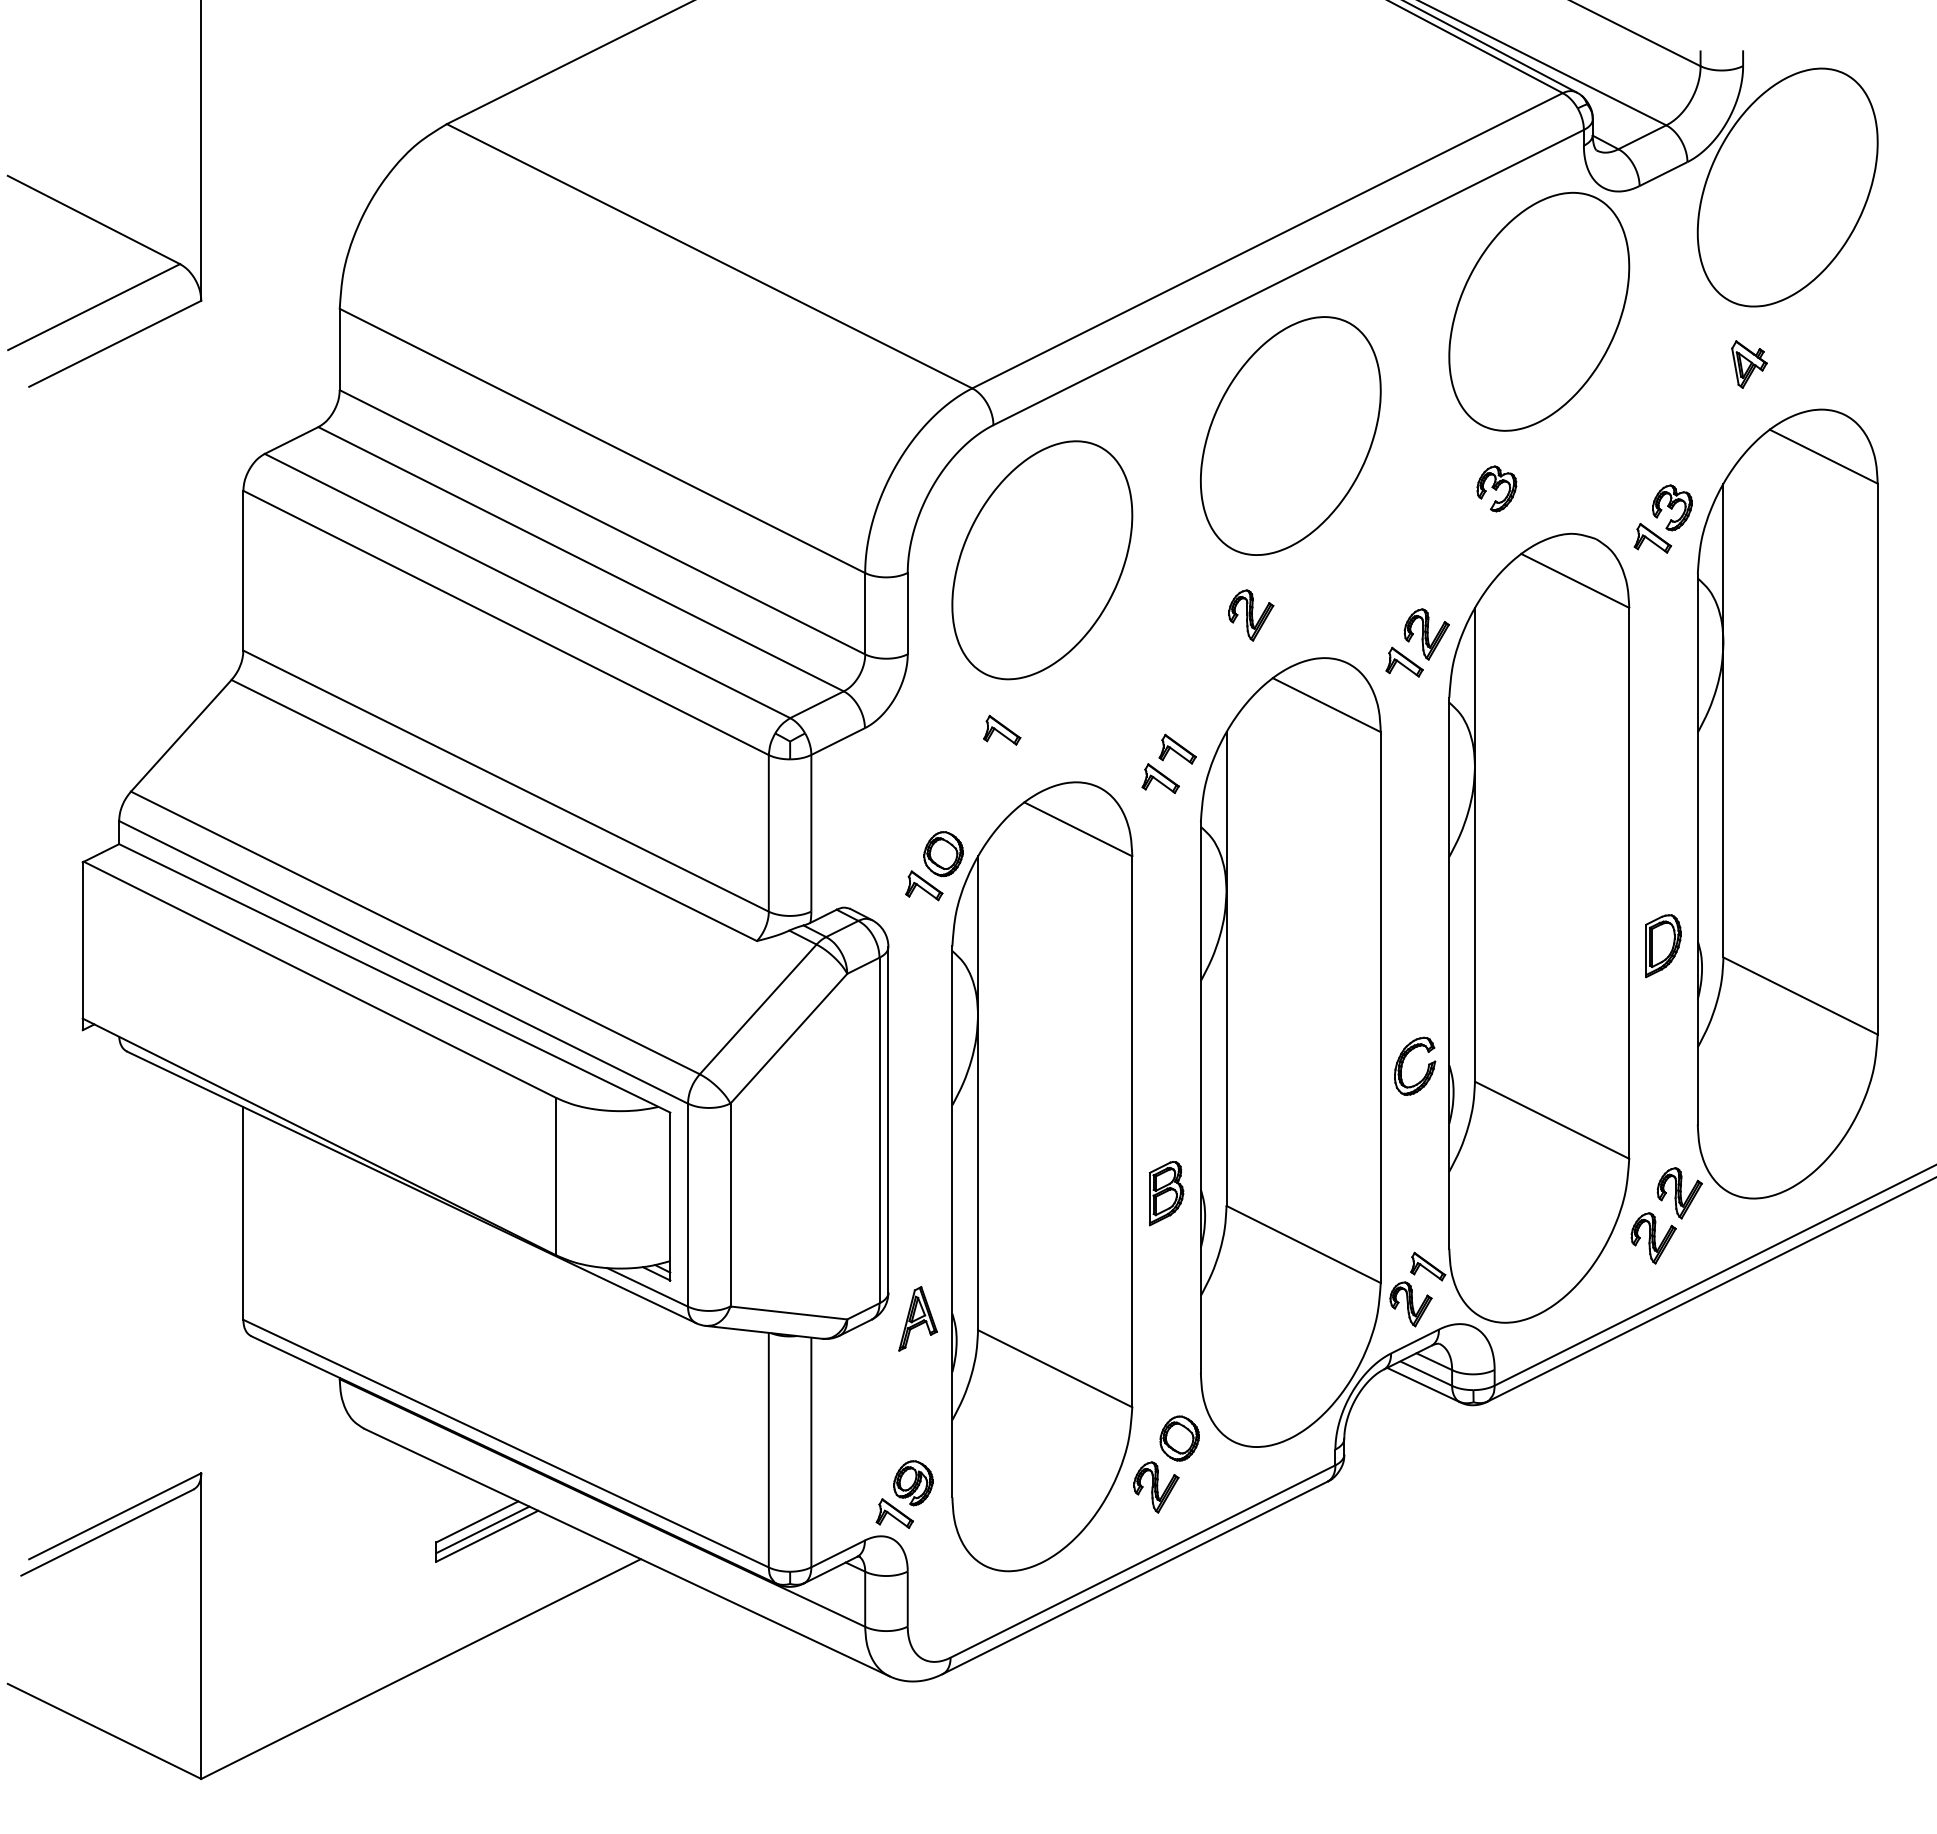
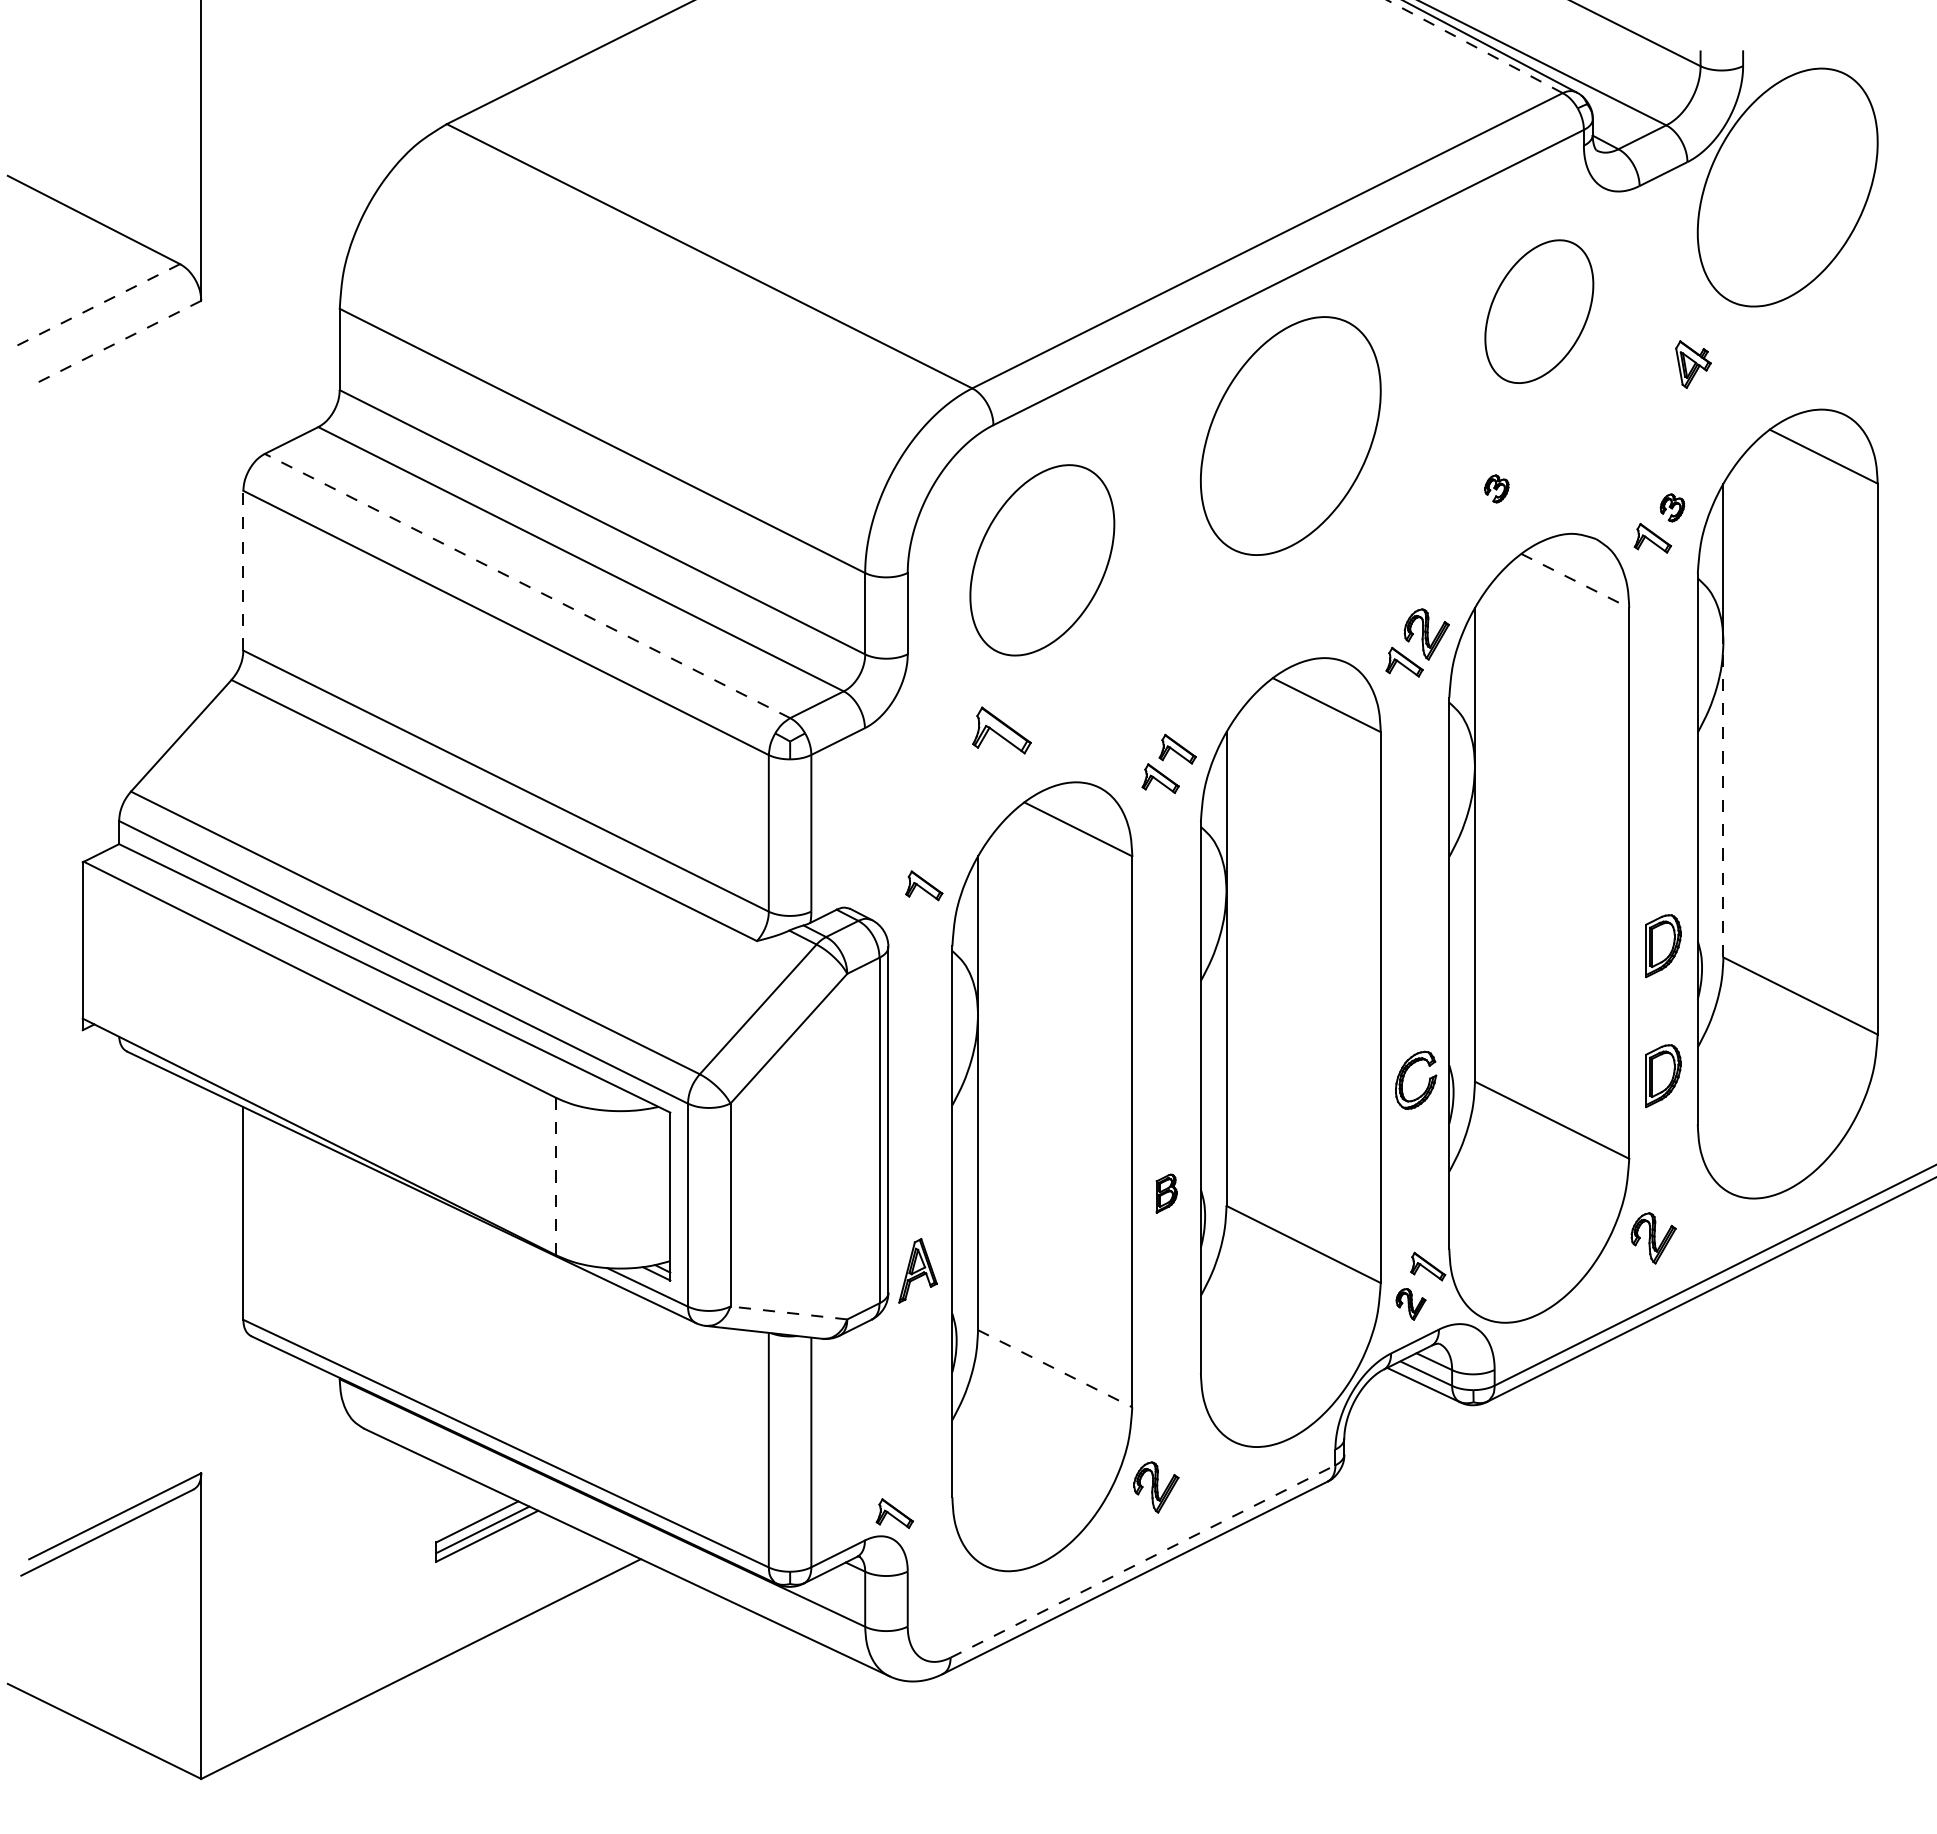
line: solid -> dashed (1474, 46)
line: solid -> dashed (93, 307)
part size: 183x241 px -> 111x145 px (1539, 311)
line: solid -> dashed (114, 344)
part position: (1749, 364) -> (1693, 364) (1693, 364)
part size: 42x48 px -> 26x30 px (1496, 488)
part size: 41x48 px -> 27x30 px (1672, 507)
part size: 183x241 px -> 147x193 px (1042, 560)
line: solid -> dashed (243, 570)
line: solid -> dashed (1575, 581)
line: solid -> dashed (527, 585)
part: present -> none (1251, 615)
part size: 39x32 px -> 60x49 px (1001, 730)
line: solid -> dashed (1723, 799)
part: present -> none (943, 854)
part position: (1404, 1060) -> (1405, 1074) (1405, 1074)
part: none -> present (1663, 1076)
line: solid -> dashed (556, 1176)
part size: 36x66 px -> 23x41 px (1166, 1193)
part: present -> none (1679, 1193)
part size: 44x47 px -> 32x33 px (1410, 1304)
line: solid -> dashed (788, 1312)
part position: (917, 1318) -> (917, 1270) (917, 1270)
line: solid -> dashed (1055, 1368)
part: present -> none (1179, 1438)
part: present -> none (913, 1483)
line: solid -> dashed (1143, 1561)
